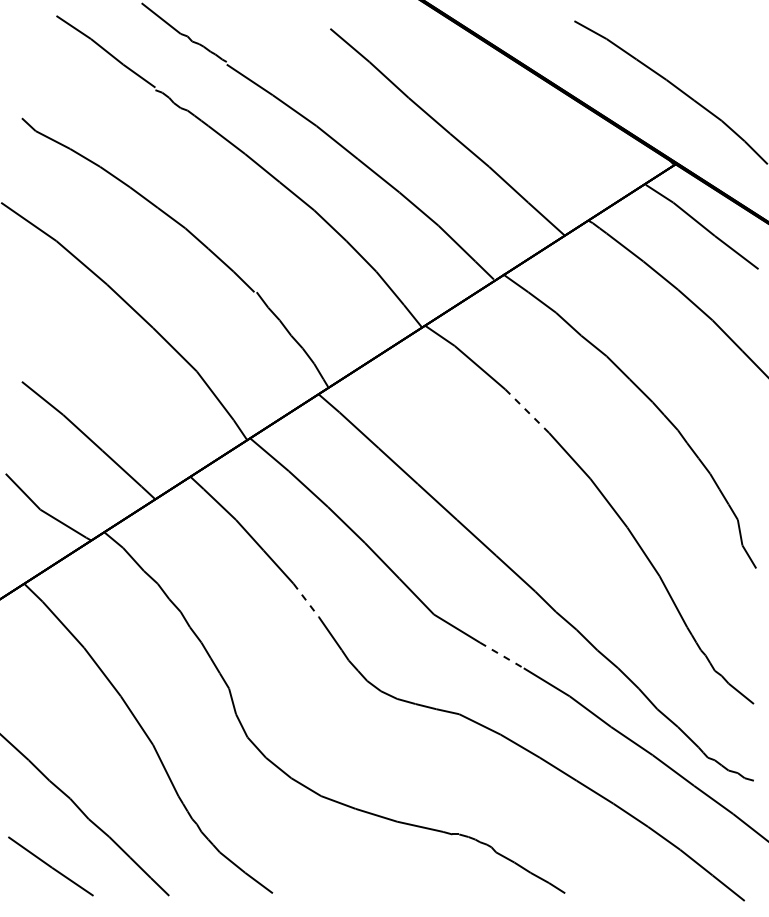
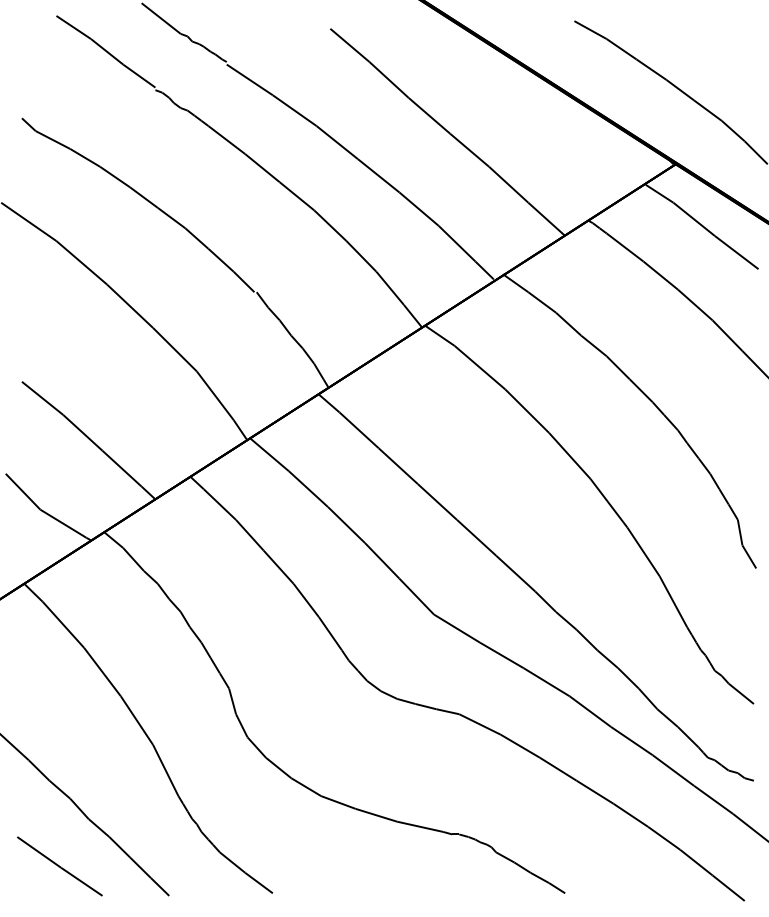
line: dashed -> solid (527, 411)
line: dashed -> solid (306, 600)
line: dashed -> solid (502, 655)
line position: (50, 866) -> (59, 866) (59, 866)
